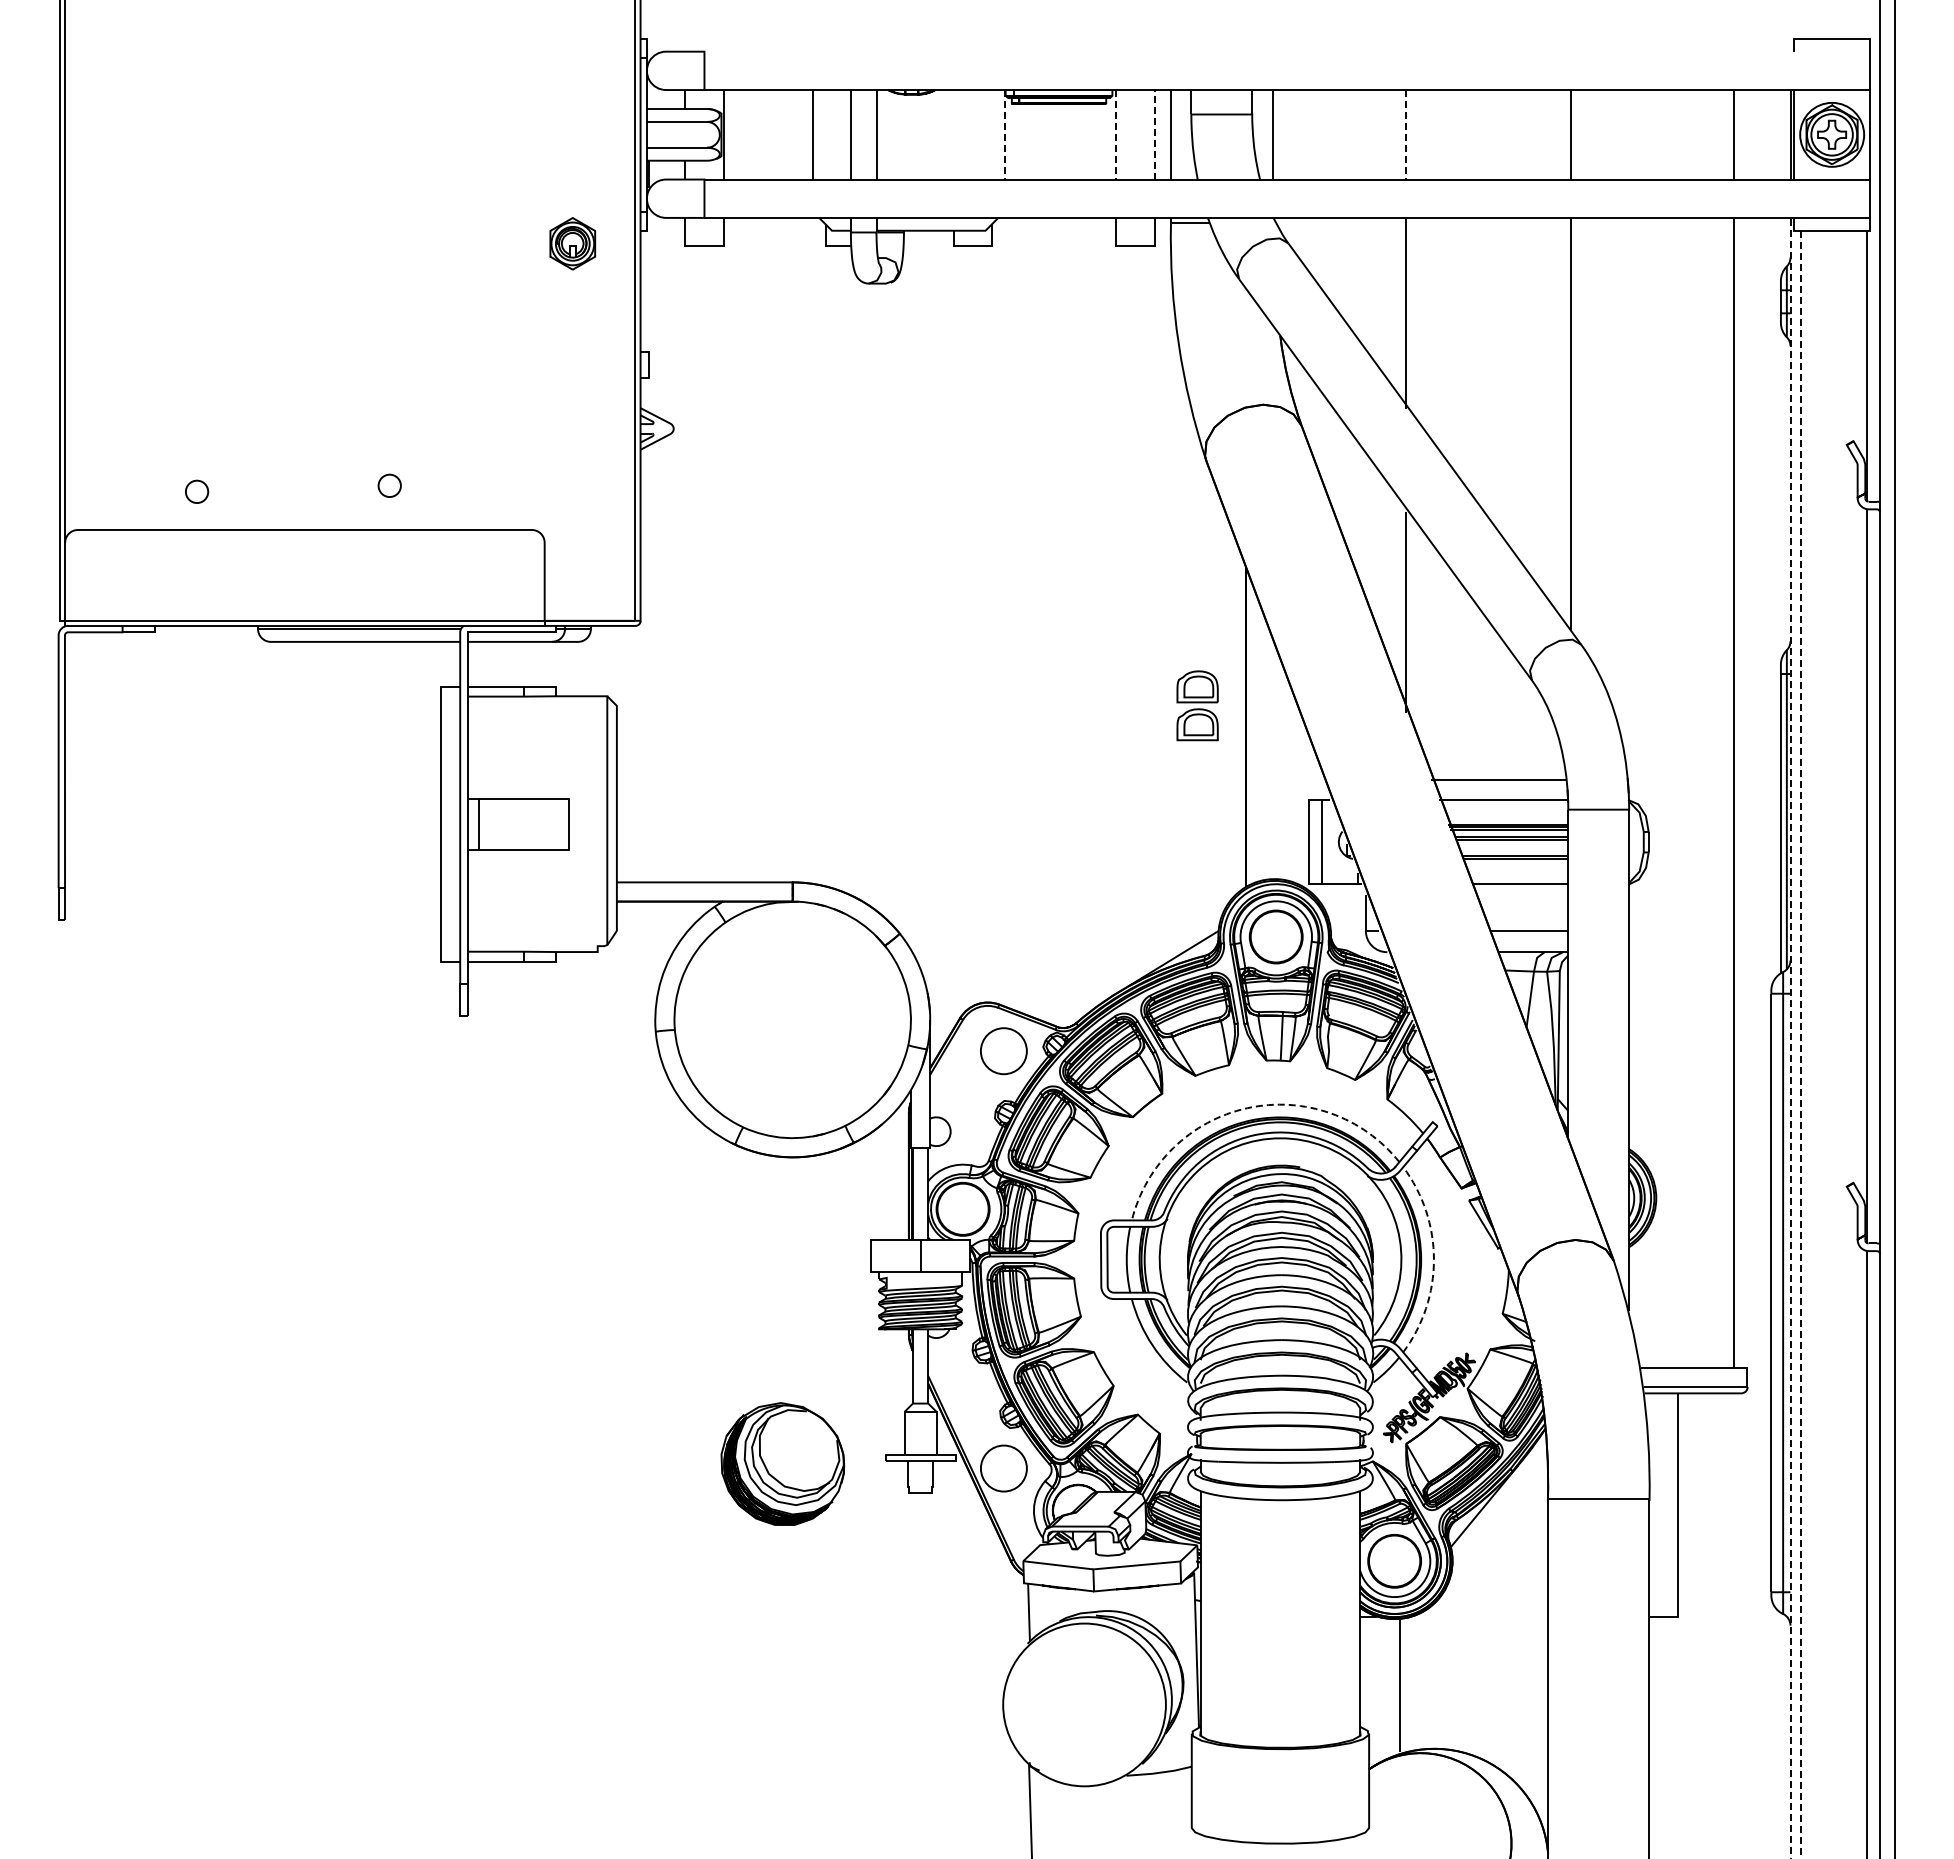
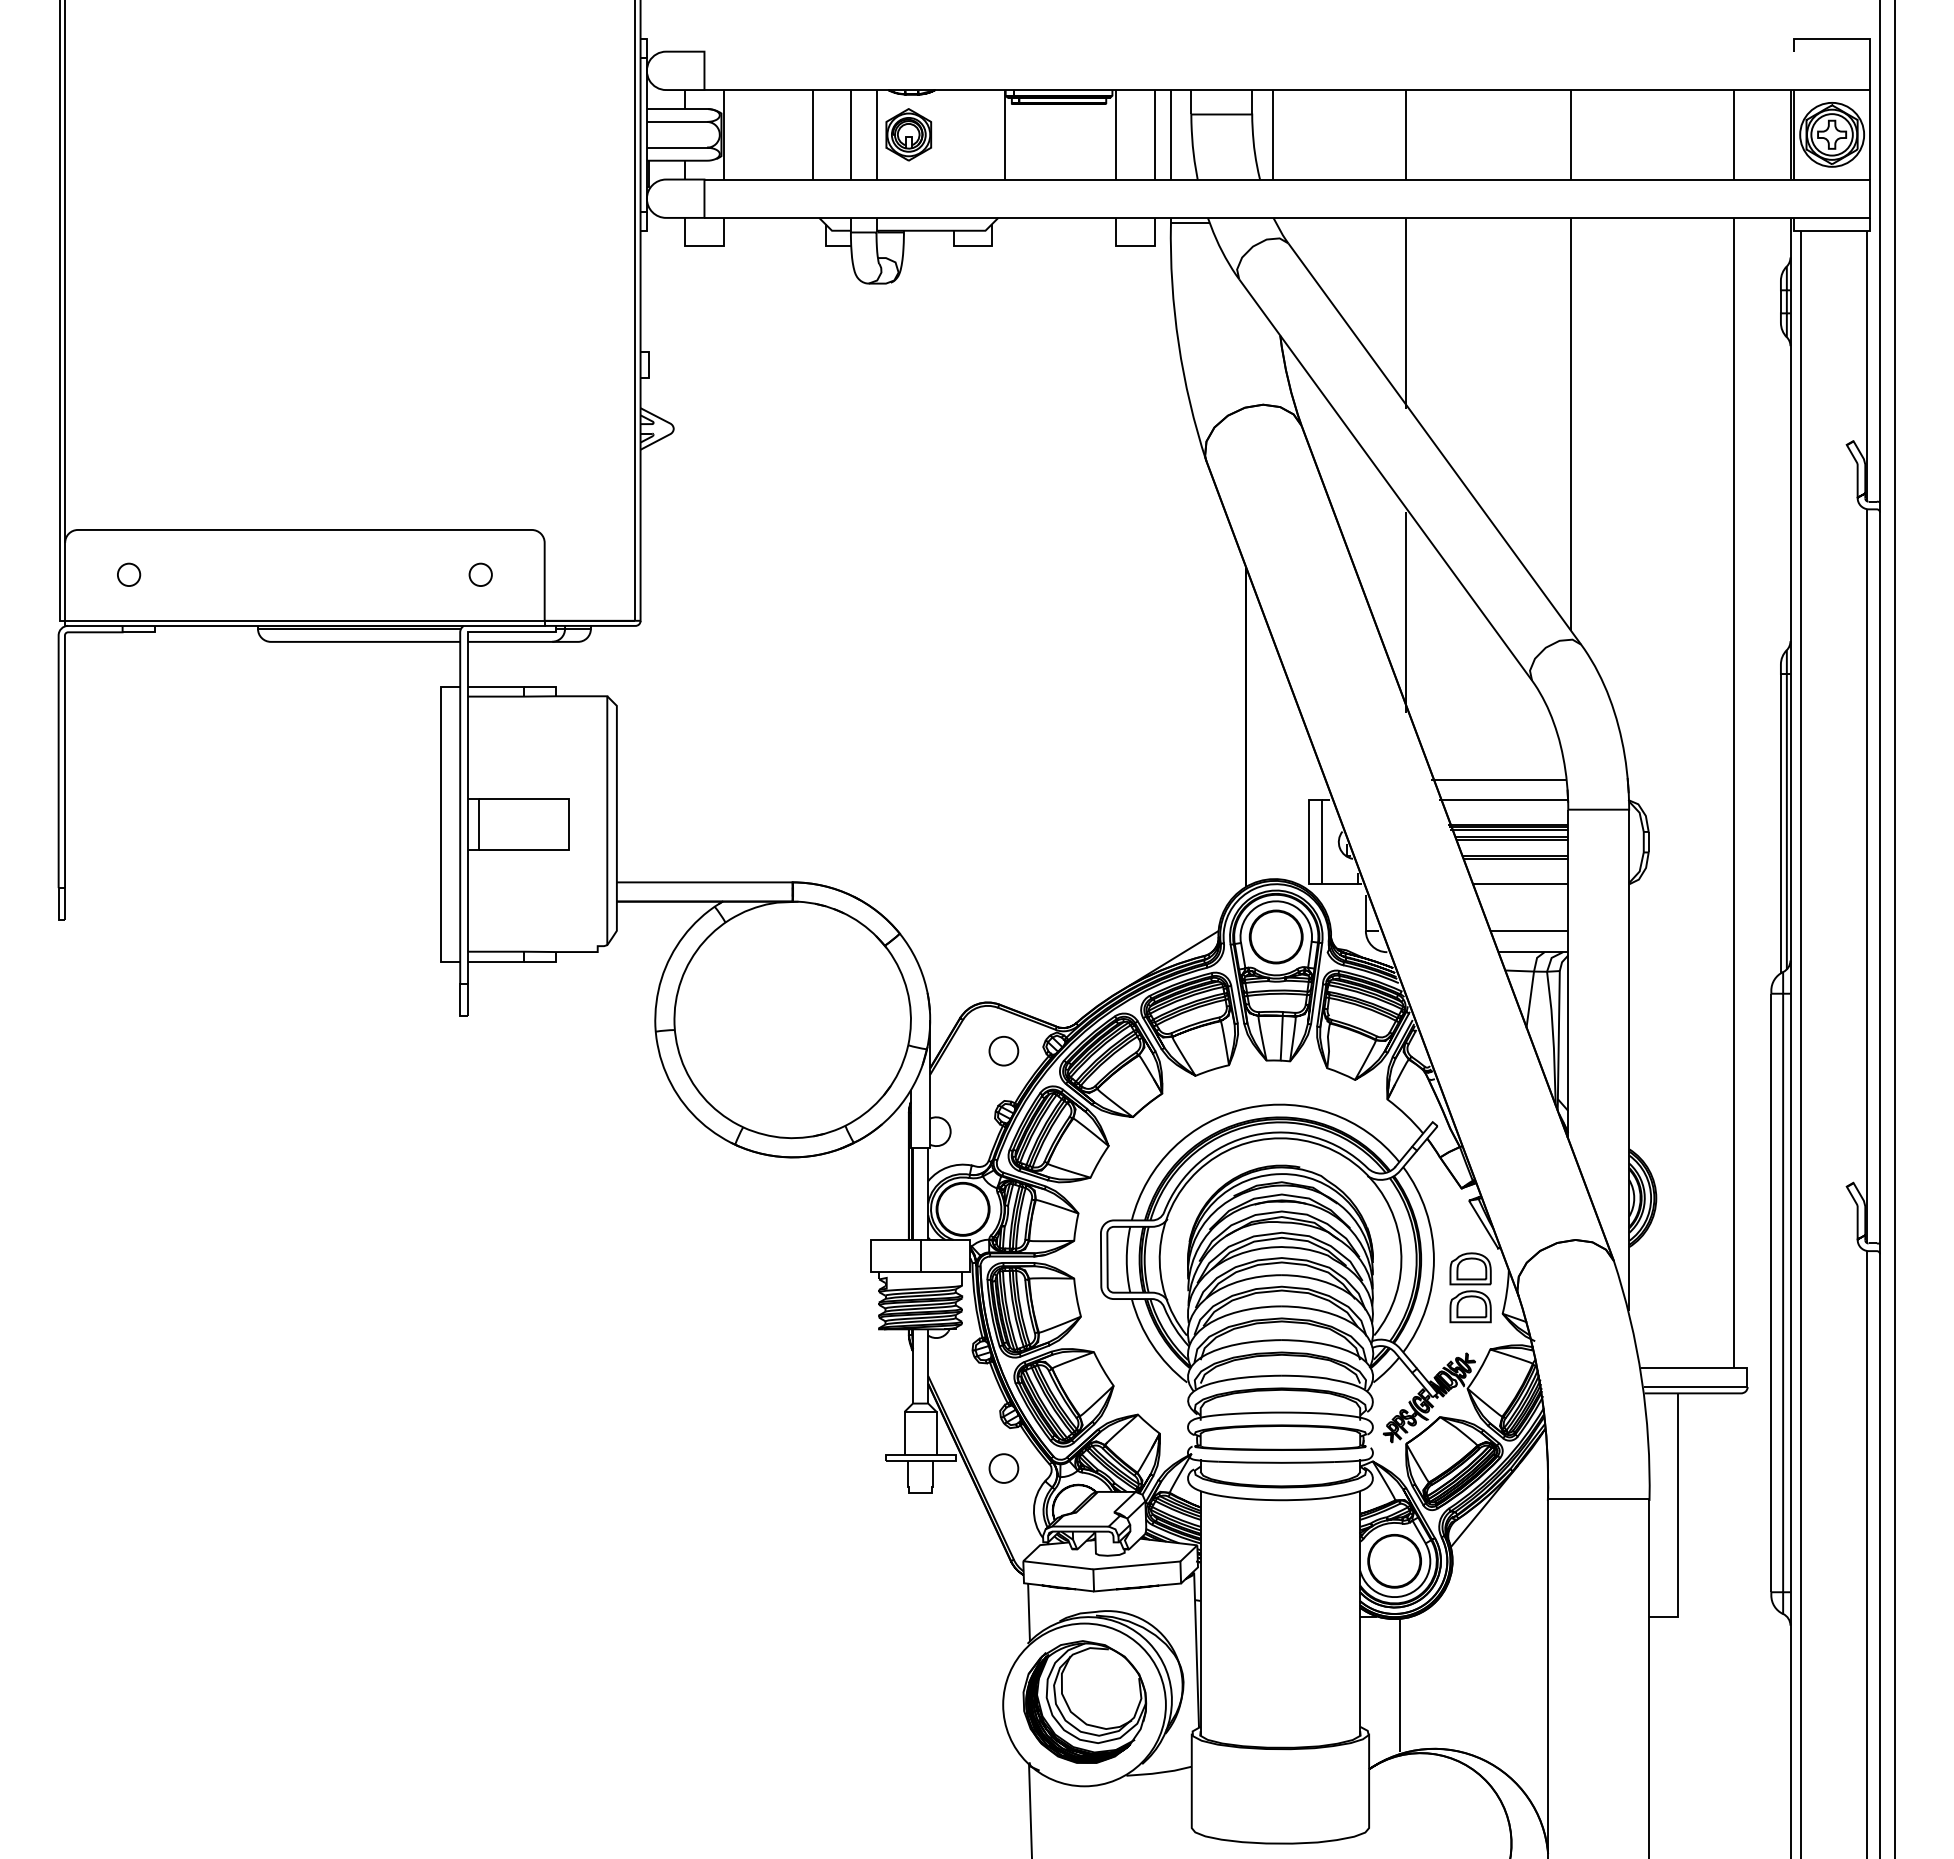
line: dashed -> solid (1004, 134)
line: dashed -> solid (1116, 134)
line: dashed -> solid (1154, 134)
line: dashed -> solid (1406, 134)
part position: (572, 243) -> (908, 134) (908, 134)
circle position: (389, 485) -> (480, 574) (480, 574)
circle position: (197, 491) -> (129, 574) (129, 574)
part position: (1197, 705) -> (1470, 1287) (1470, 1287)
circle diameter: 46 px -> 29 px (1003, 1050)
arc: dashed -> solid (1247, 1108)
line: dashed -> solid (1433, 1259)
part position: (782, 1463) -> (1084, 1701) (1084, 1701)
circle diameter: 46 px -> 29 px (1003, 1468)
line: dashed -> solid (1790, 1852)
